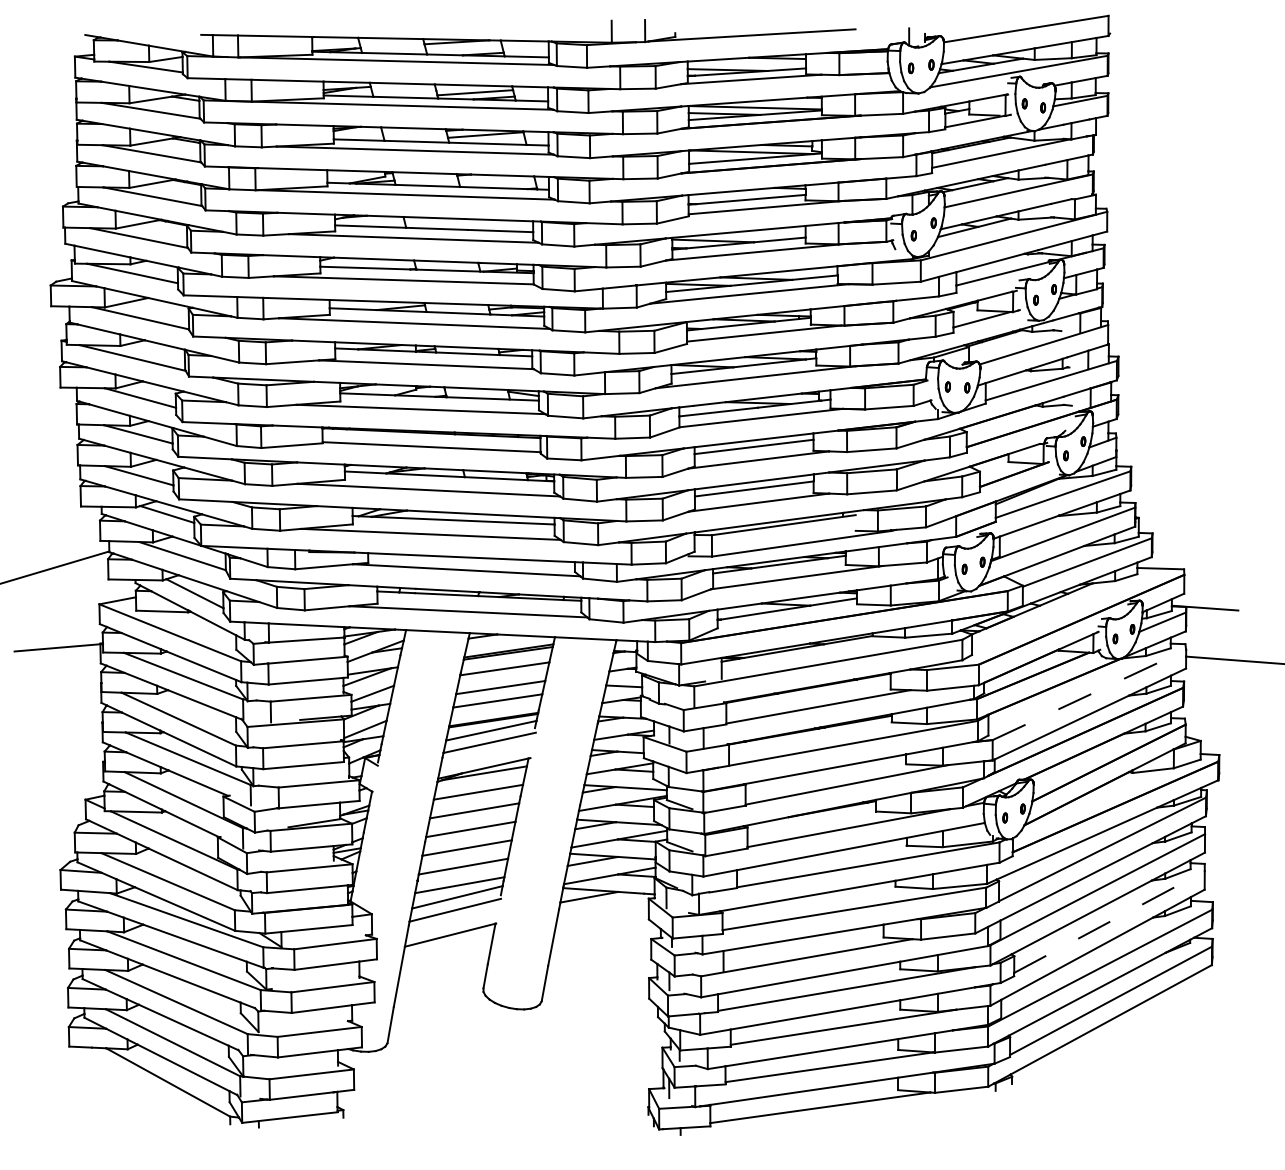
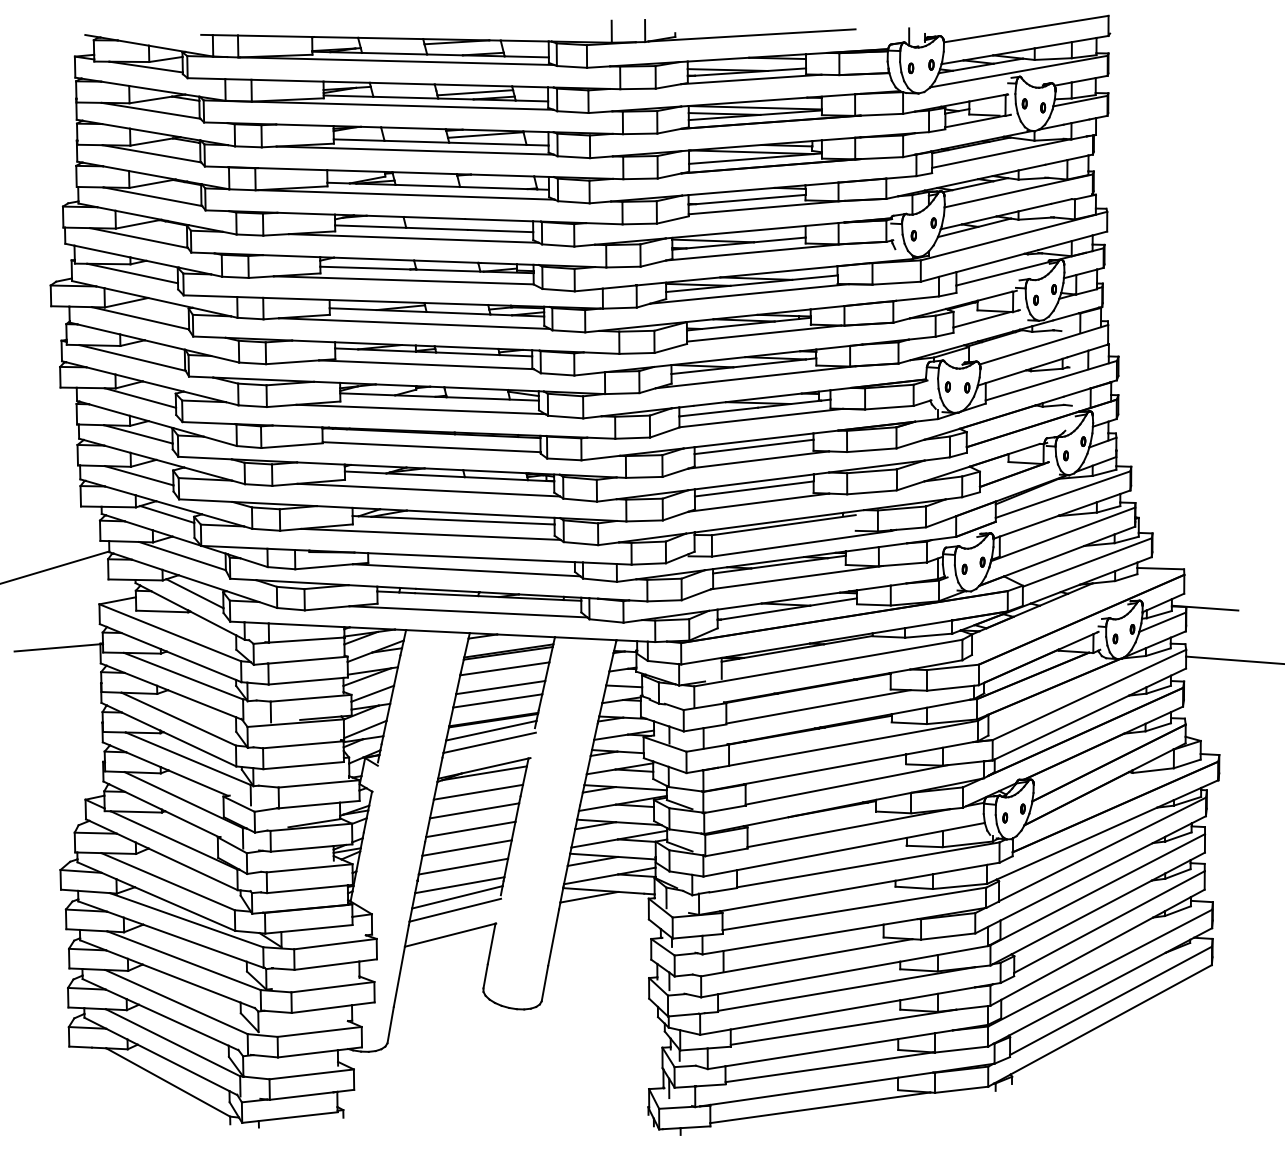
line: dashed -> solid (1089, 694)
line: dashed -> solid (1109, 922)
